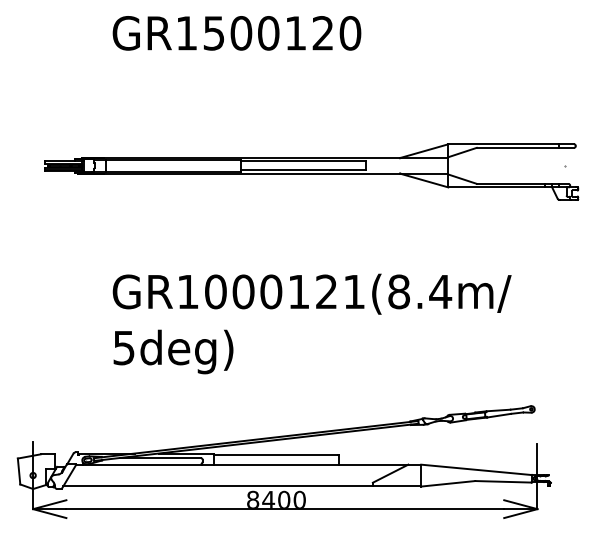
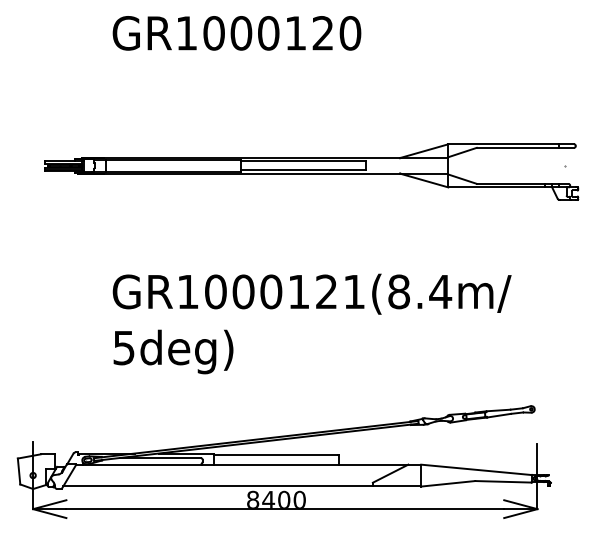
text: GR1500120 -> GR1000120 (213, 33)
